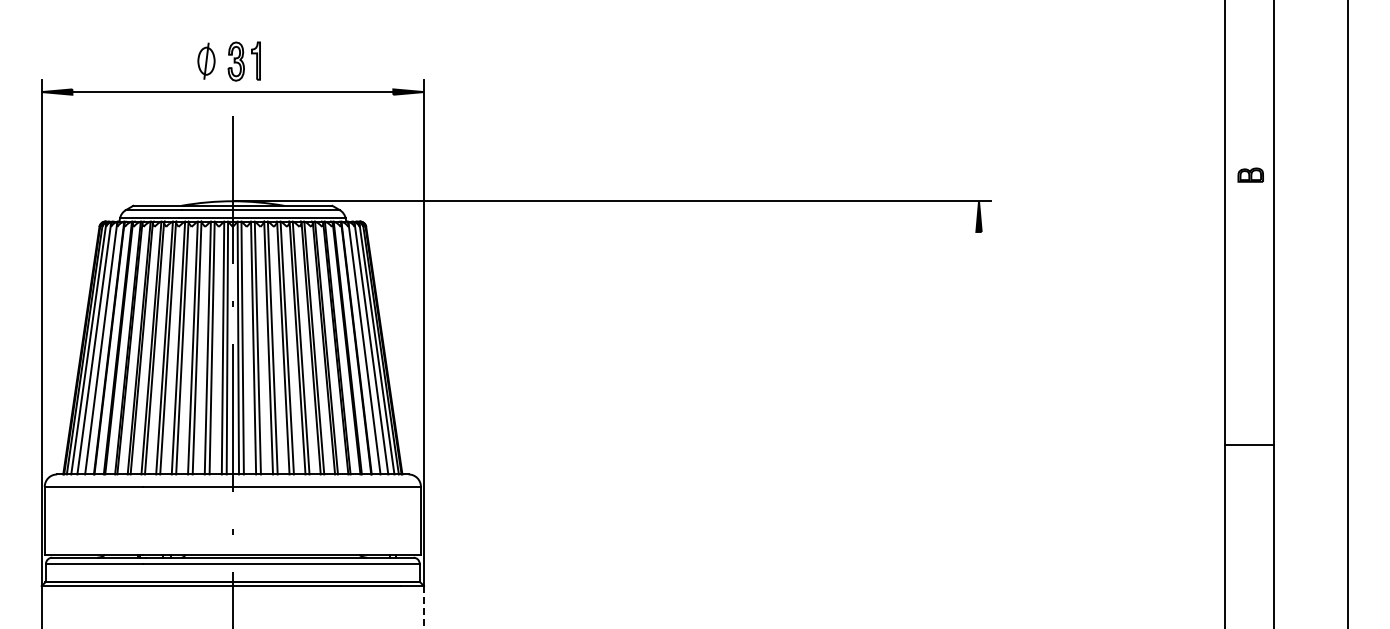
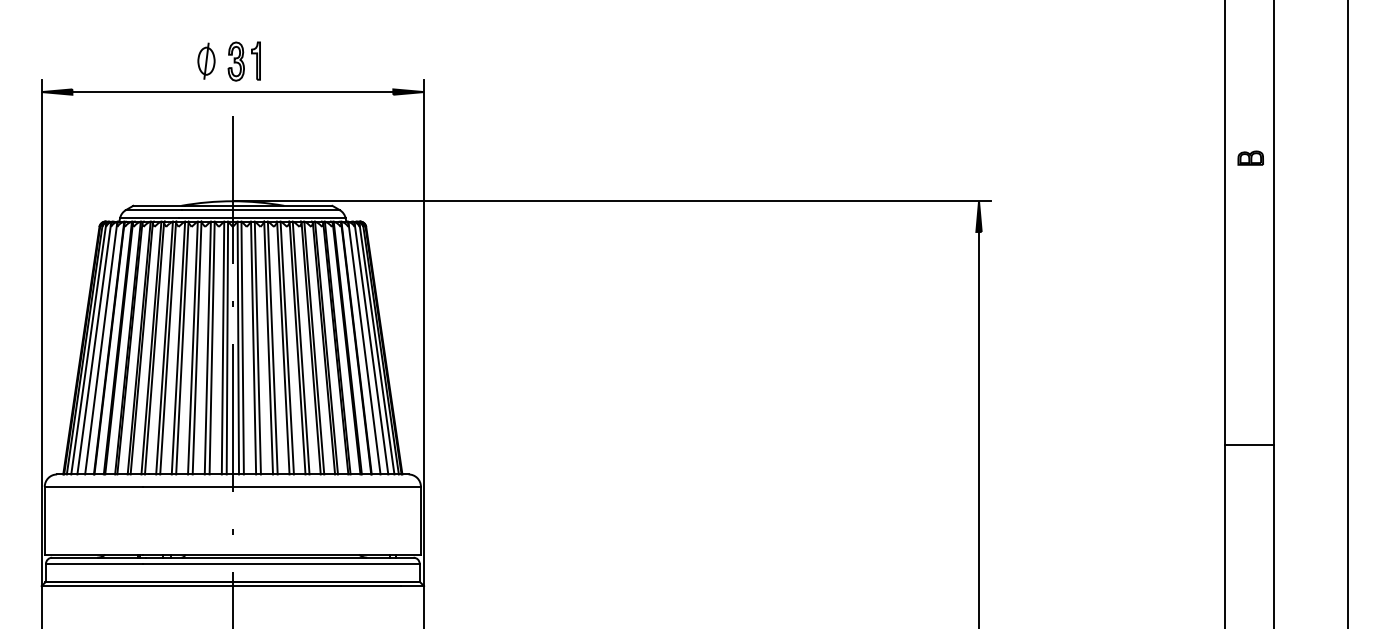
part position: (1250, 174) -> (1250, 157) (1250, 157)
line: none -> present (979, 428)
line: dashed -> solid (424, 607)
